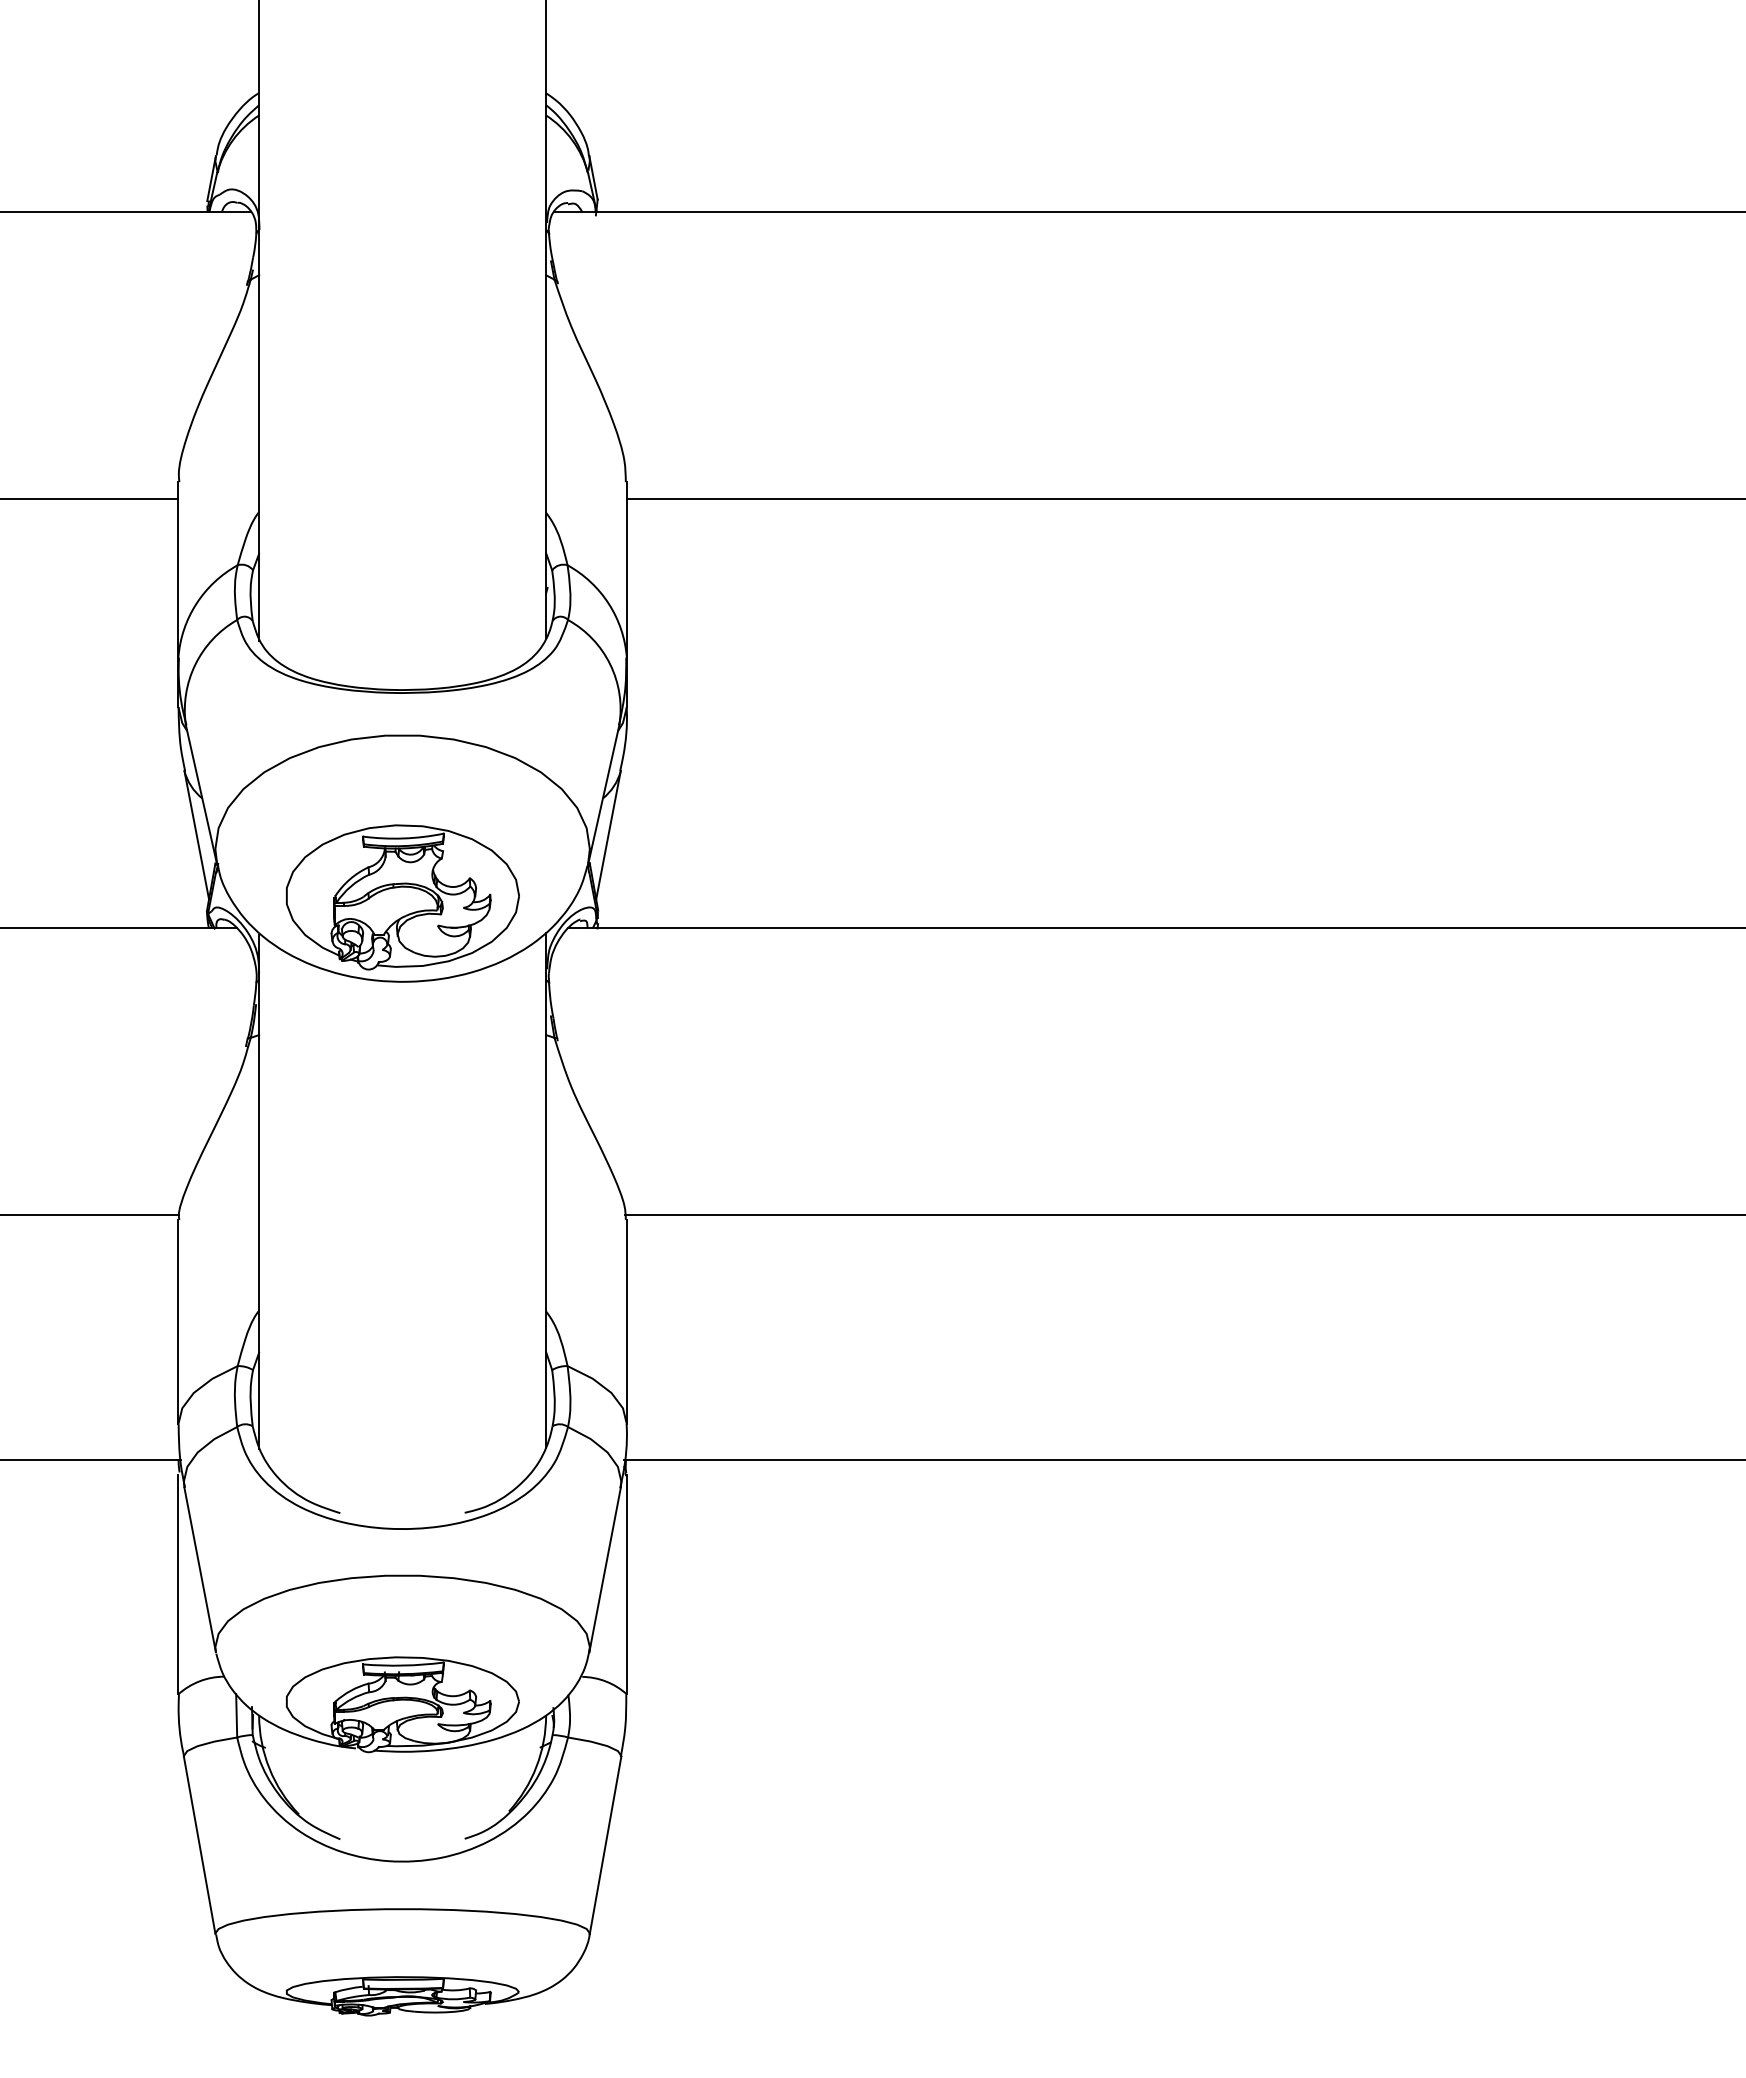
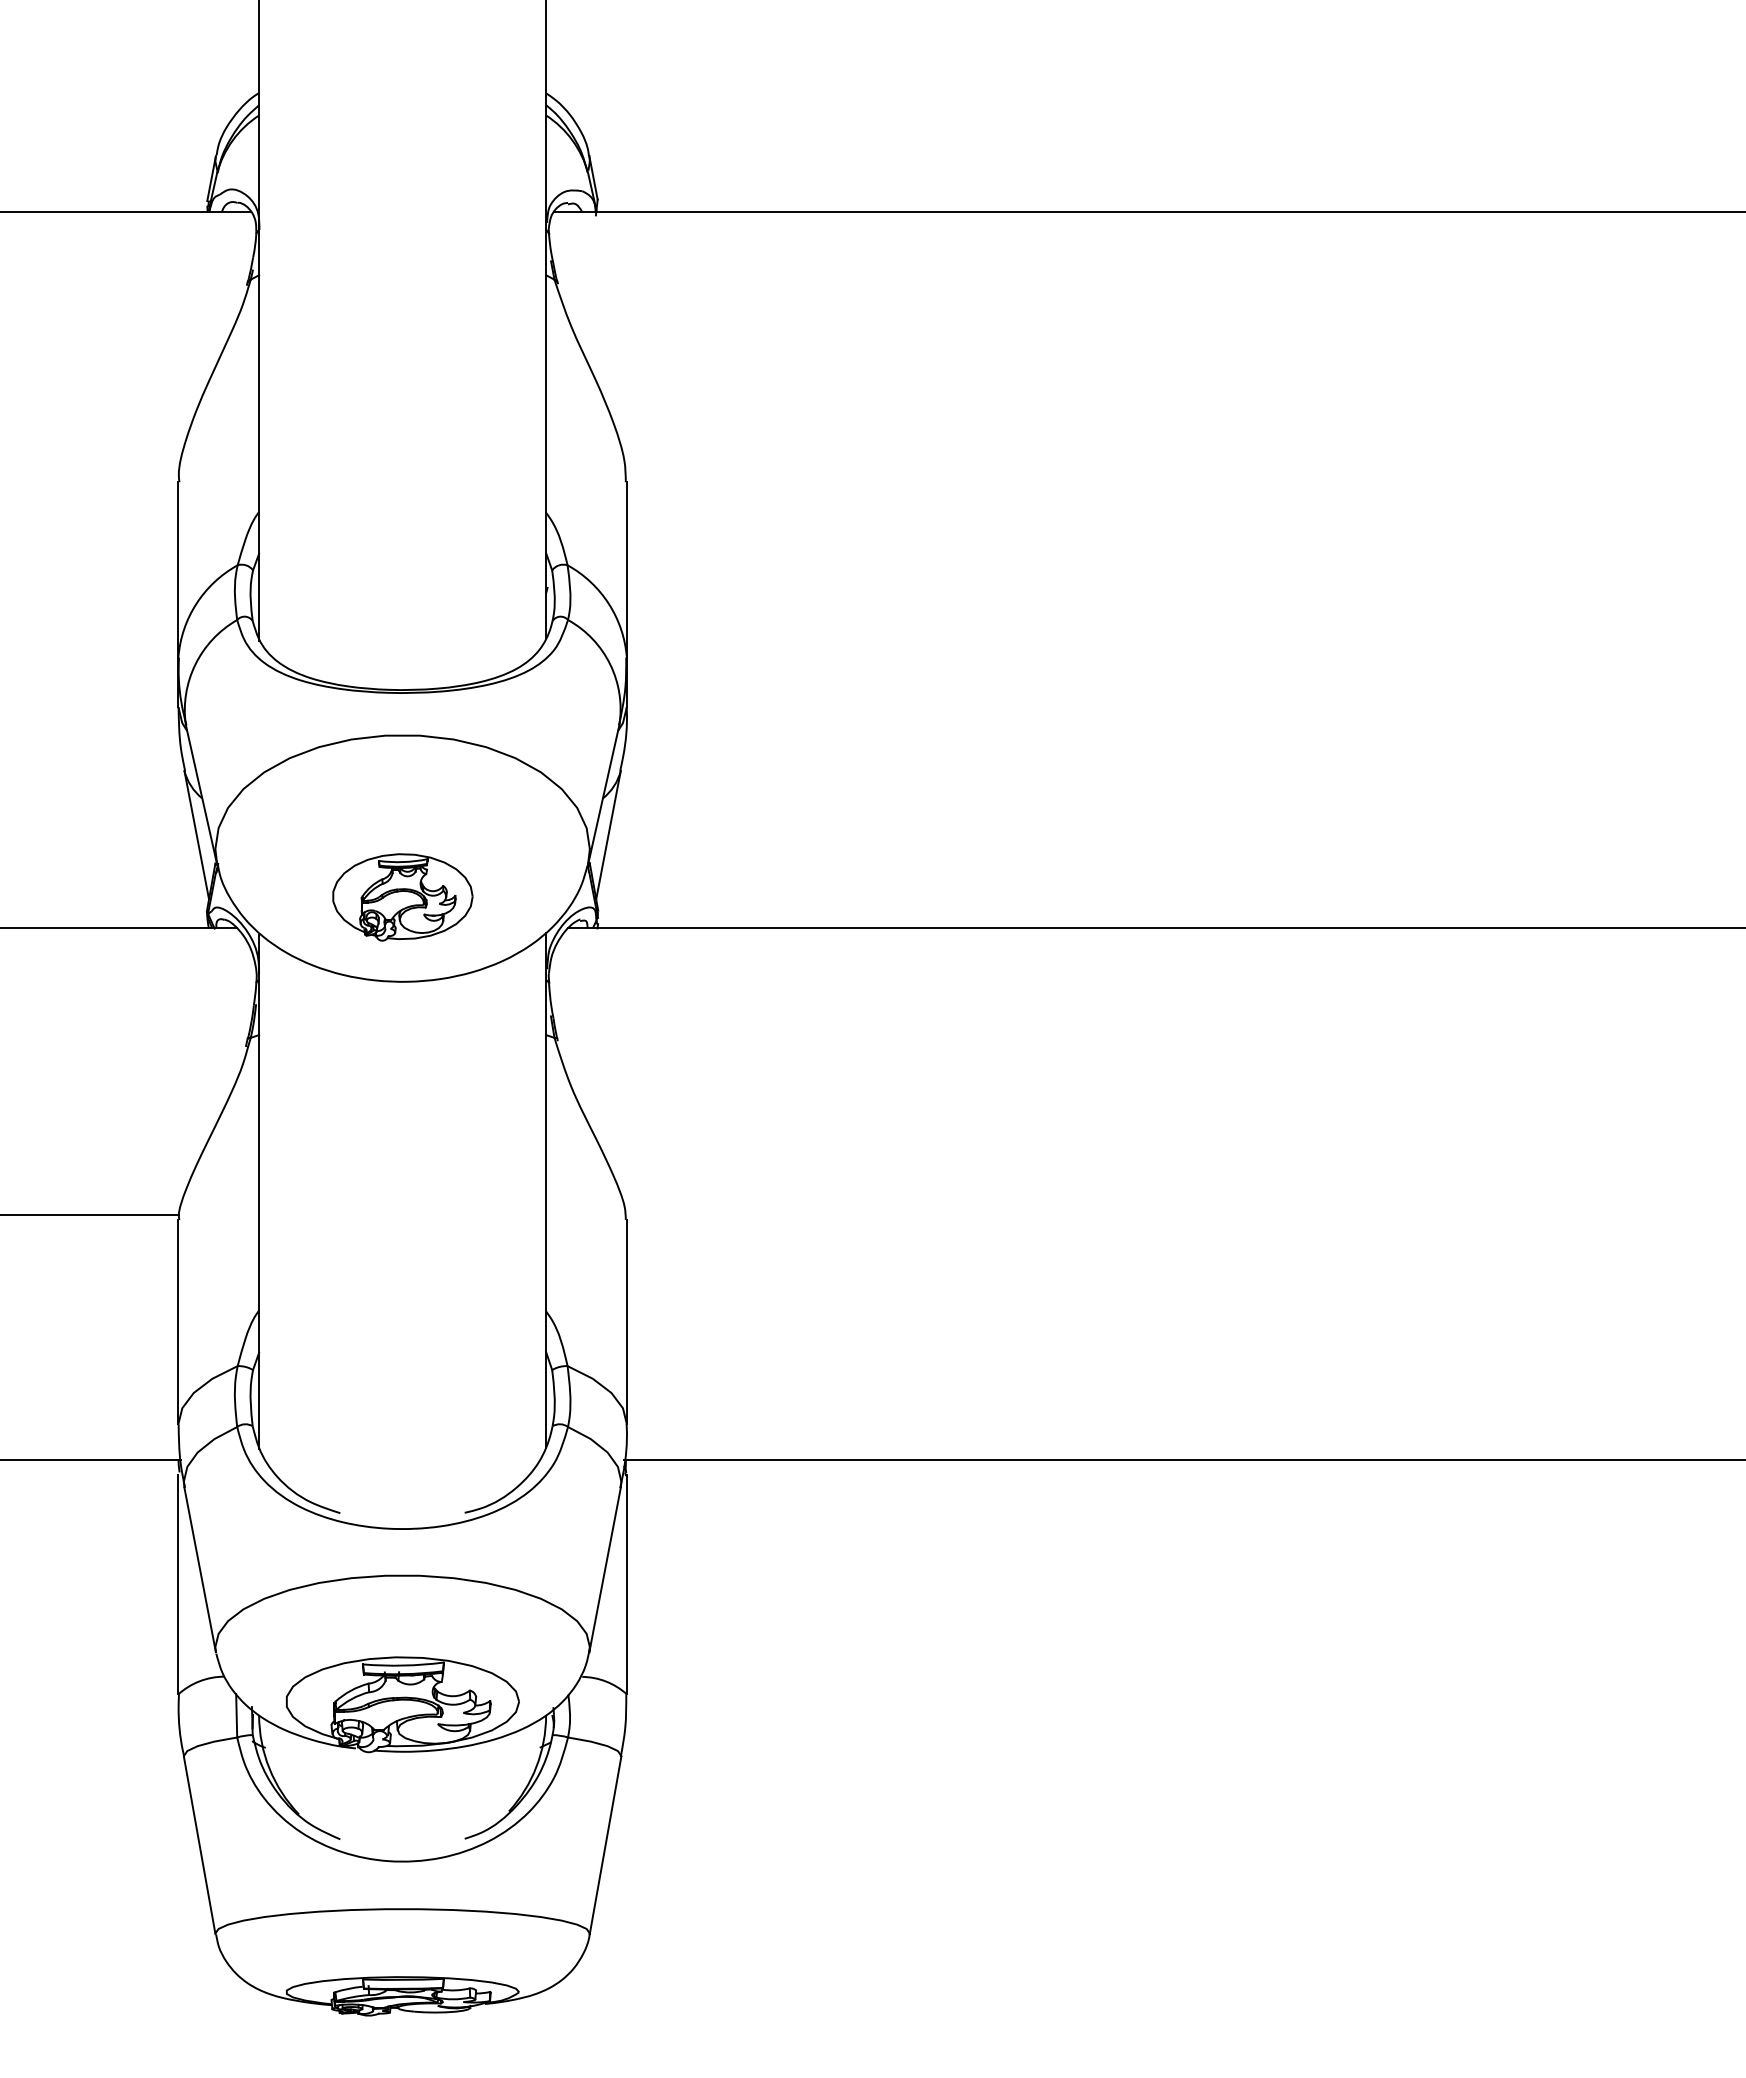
line: present -> none (90, 498)
line: present -> none (1184, 498)
part size: 234x147 px -> 142x89 px (402, 897)
line: present -> none (1183, 1215)
